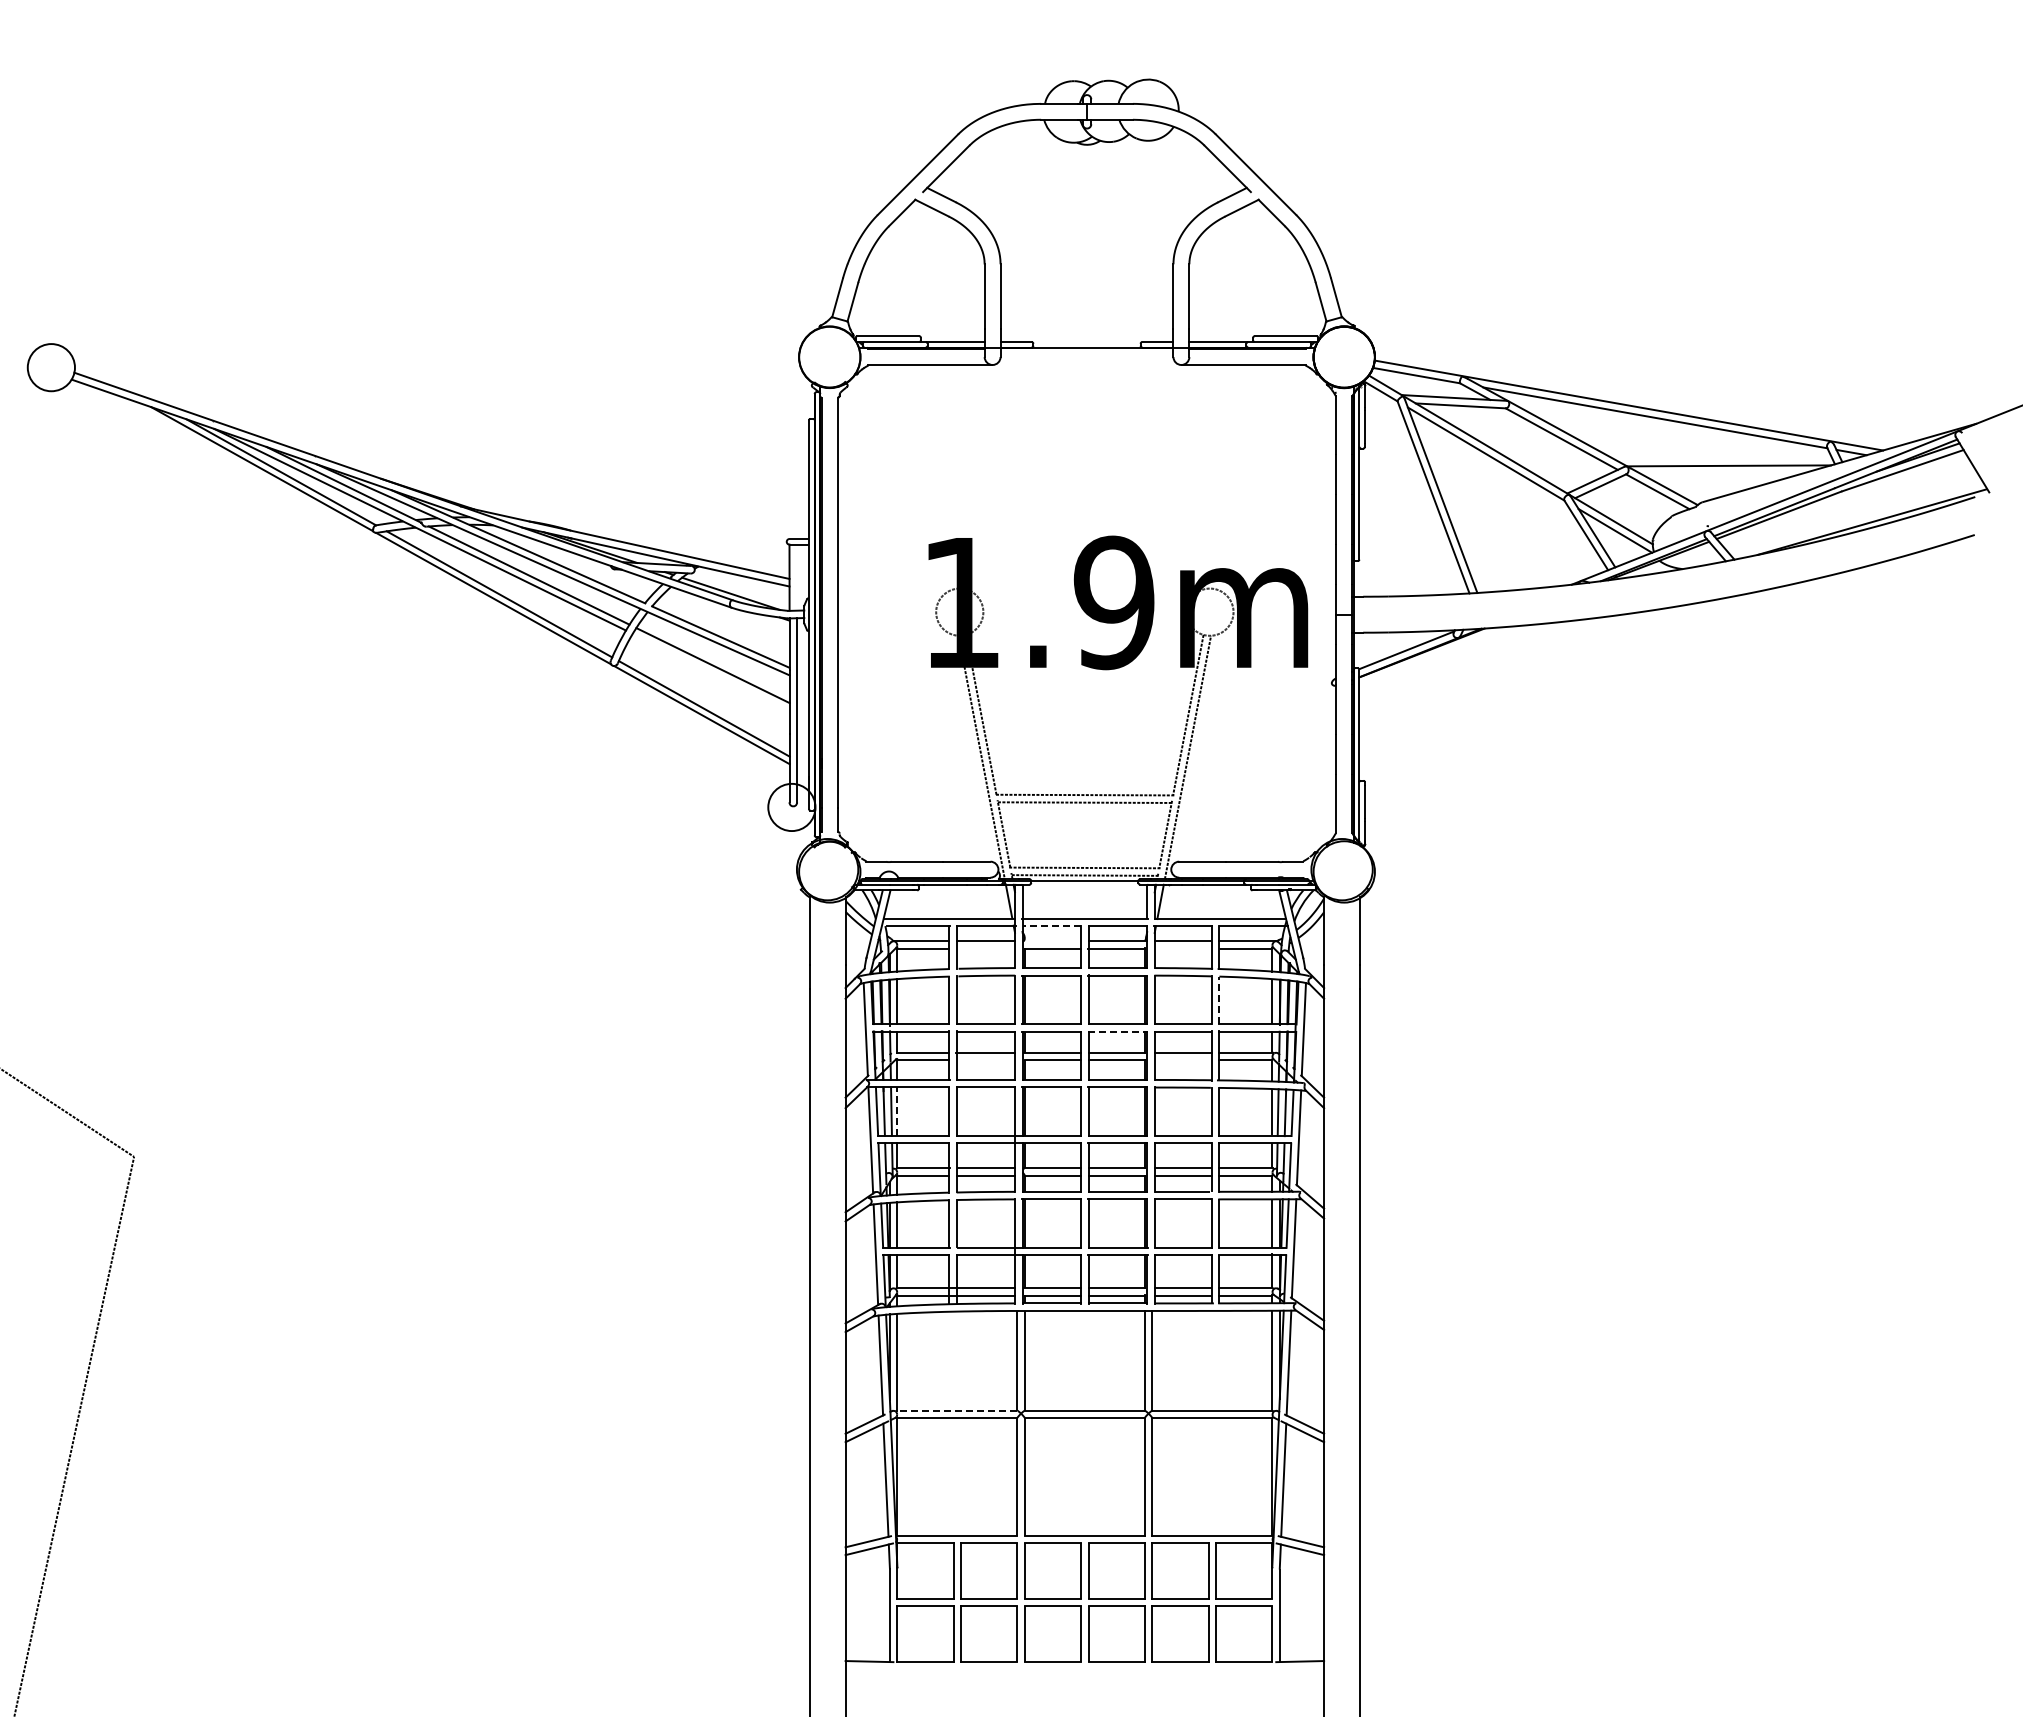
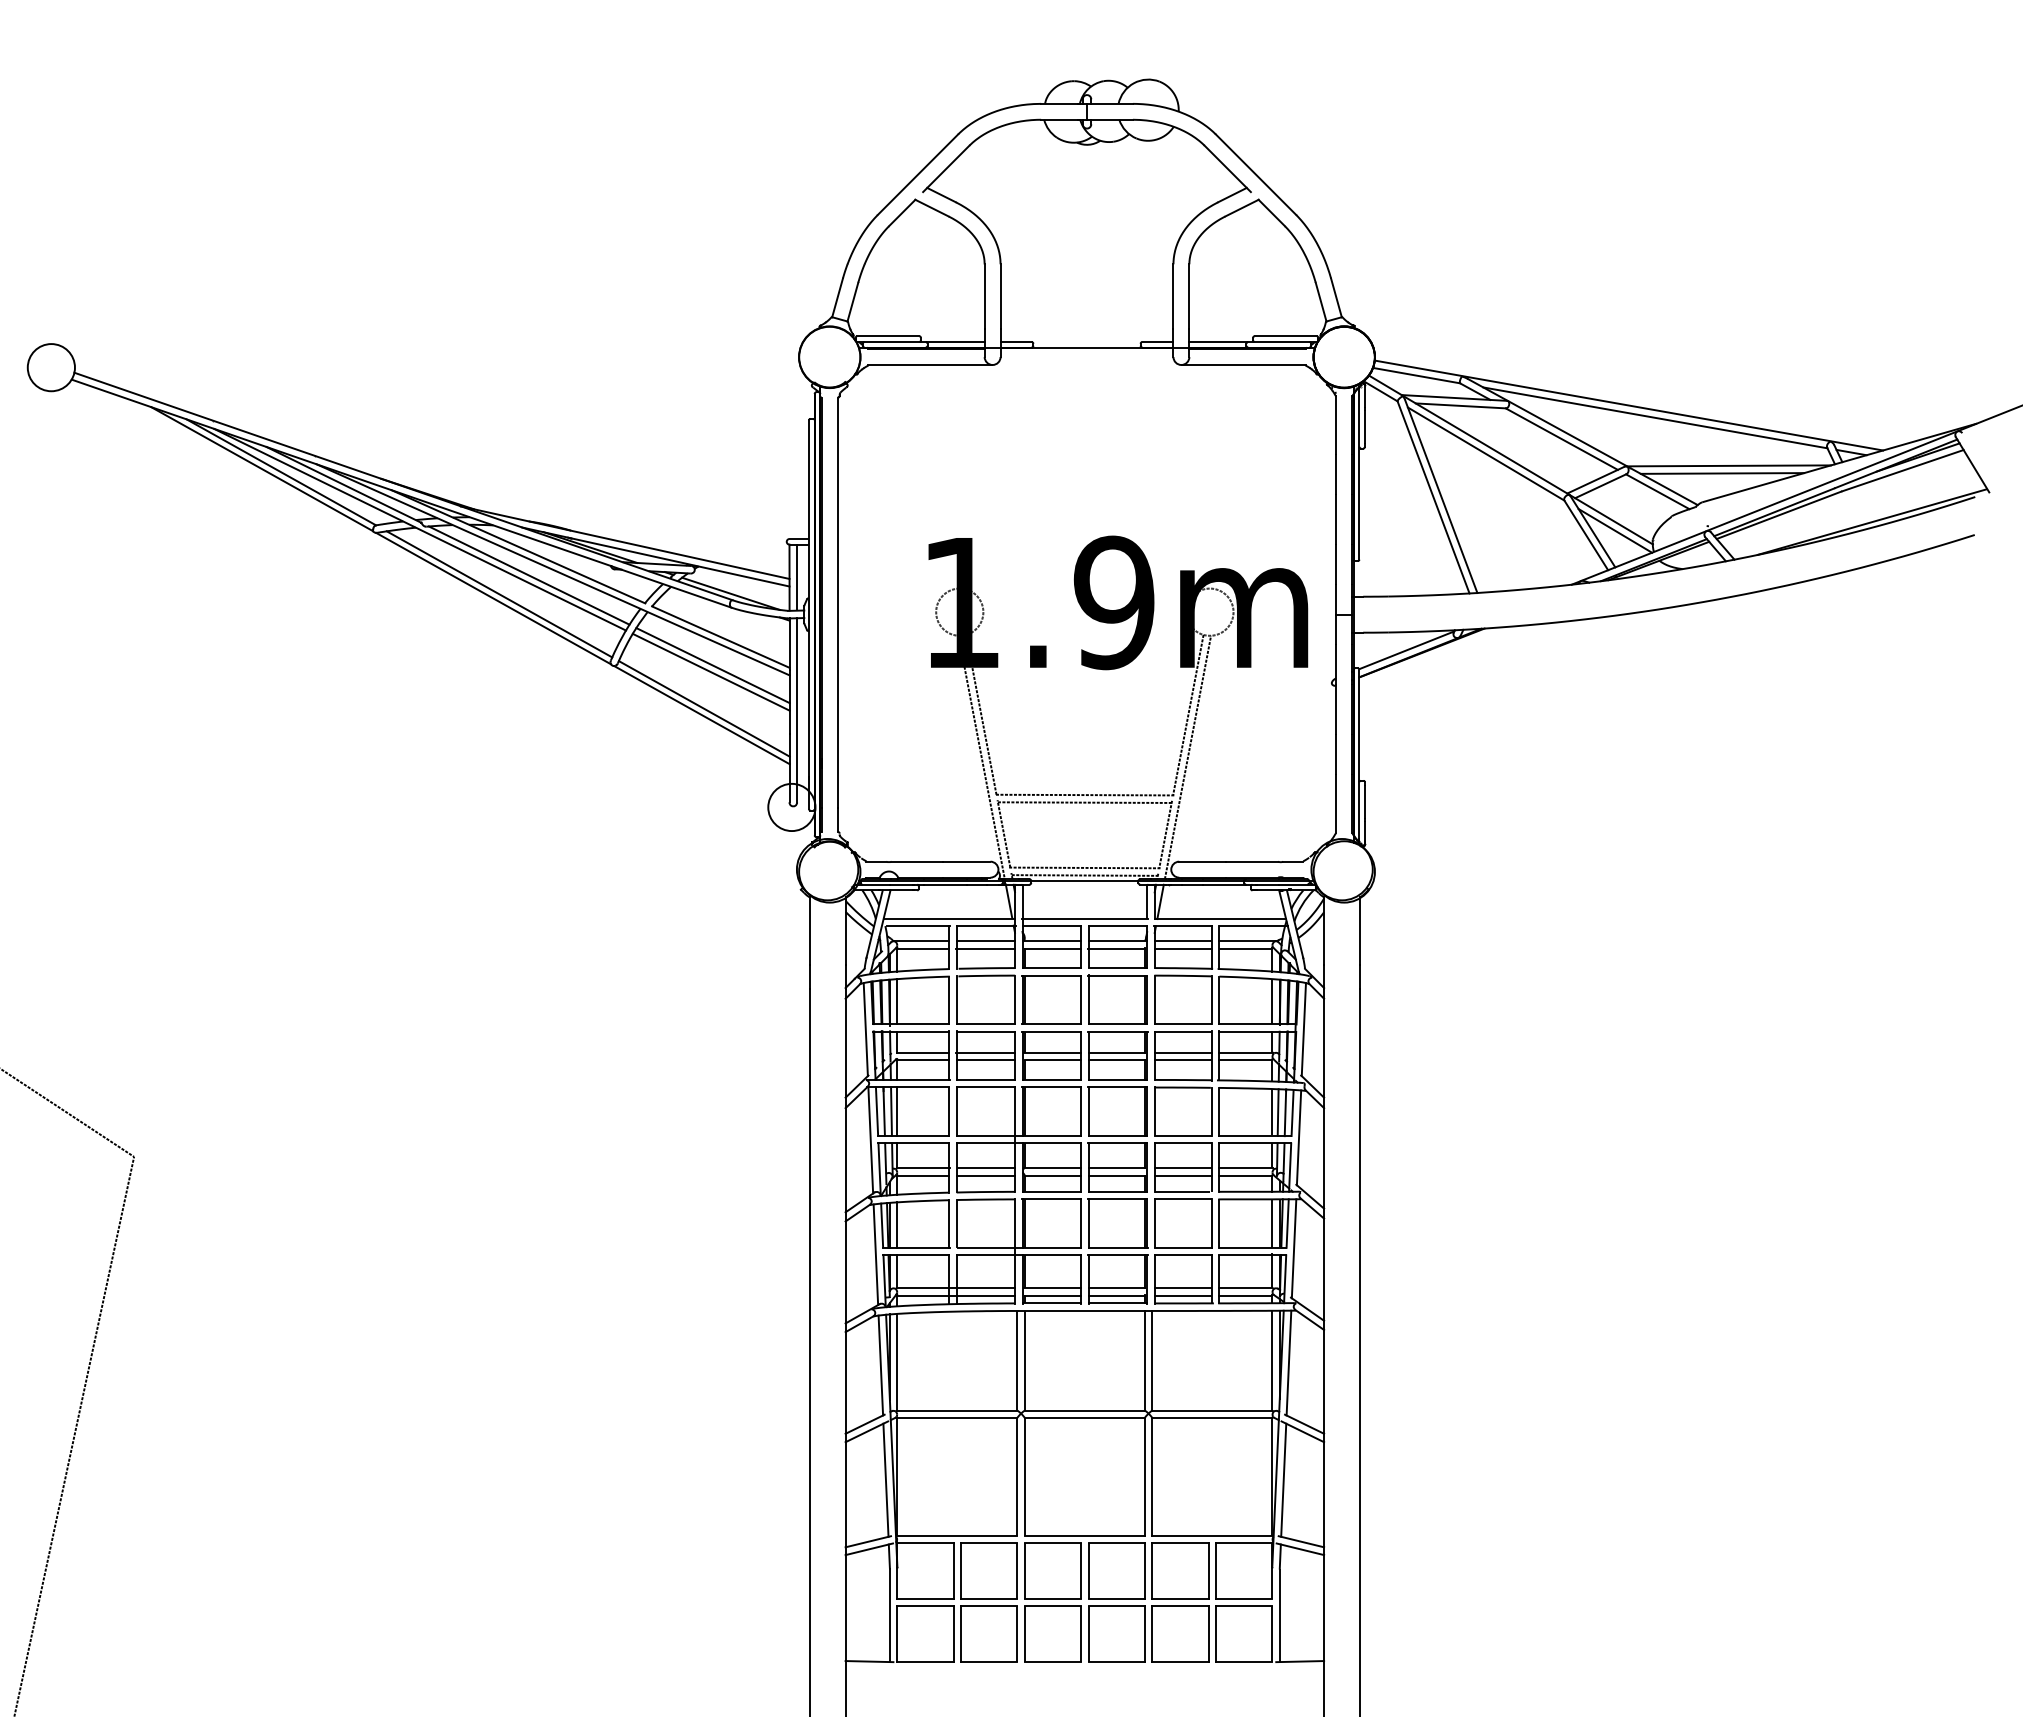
line: none -> present (1722, 473)
line: none -> present (797, 577)
line: none -> present (710, 671)
line: dashed -> solid (1051, 926)
line: none -> present (1052, 941)
line: none -> present (985, 948)
line: none -> present (1183, 948)
line: dashed -> solid (1219, 999)
line: dashed -> solid (1118, 1031)
line: none -> present (985, 1060)
line: none -> present (1182, 1060)
line: dashed -> solid (897, 1111)
line: dashed -> solid (956, 1410)
